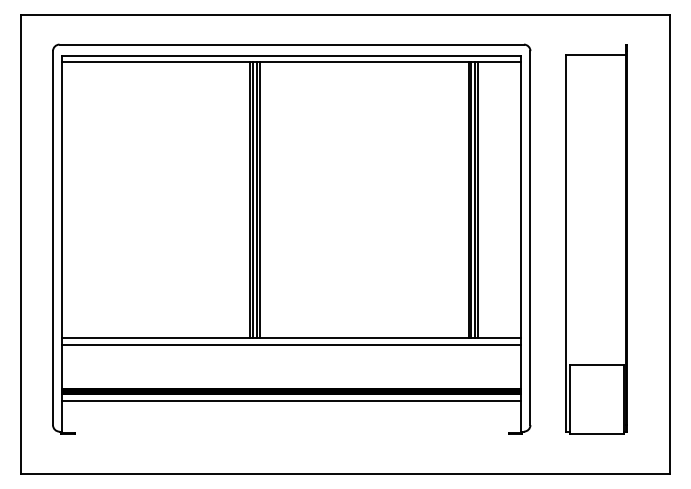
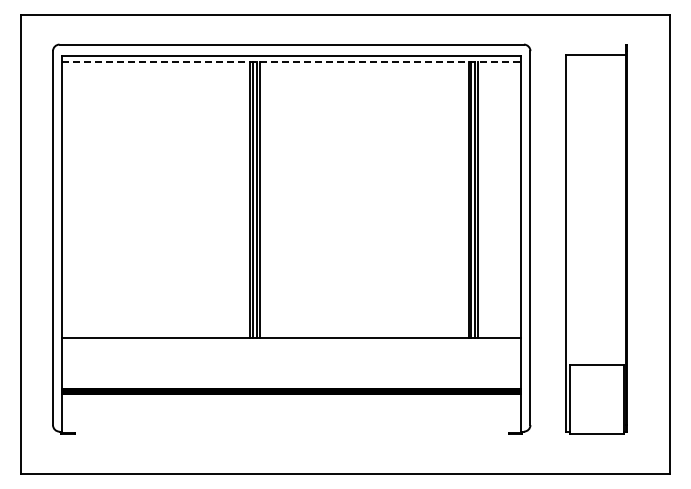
line: solid -> dashed (292, 62)
line: present -> none (291, 344)
line: present -> none (291, 401)
